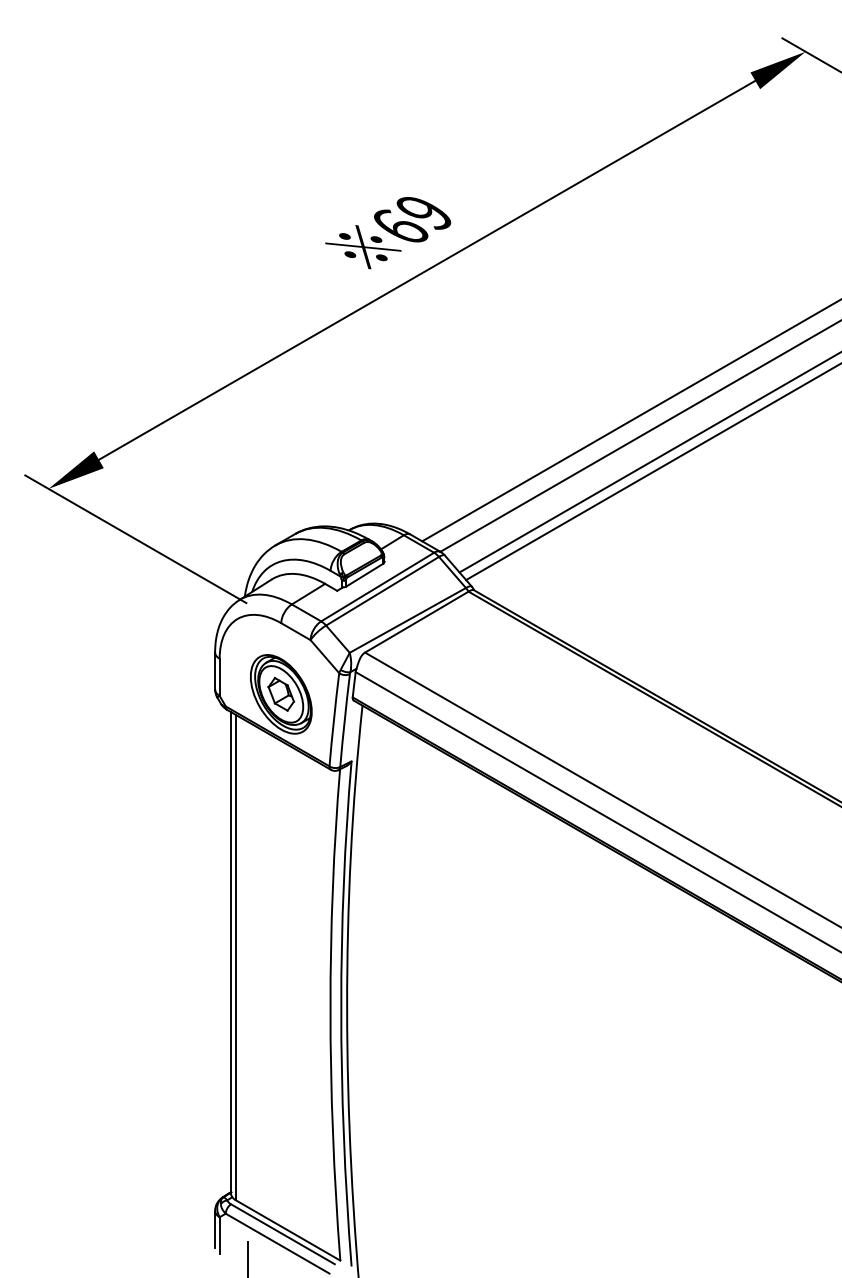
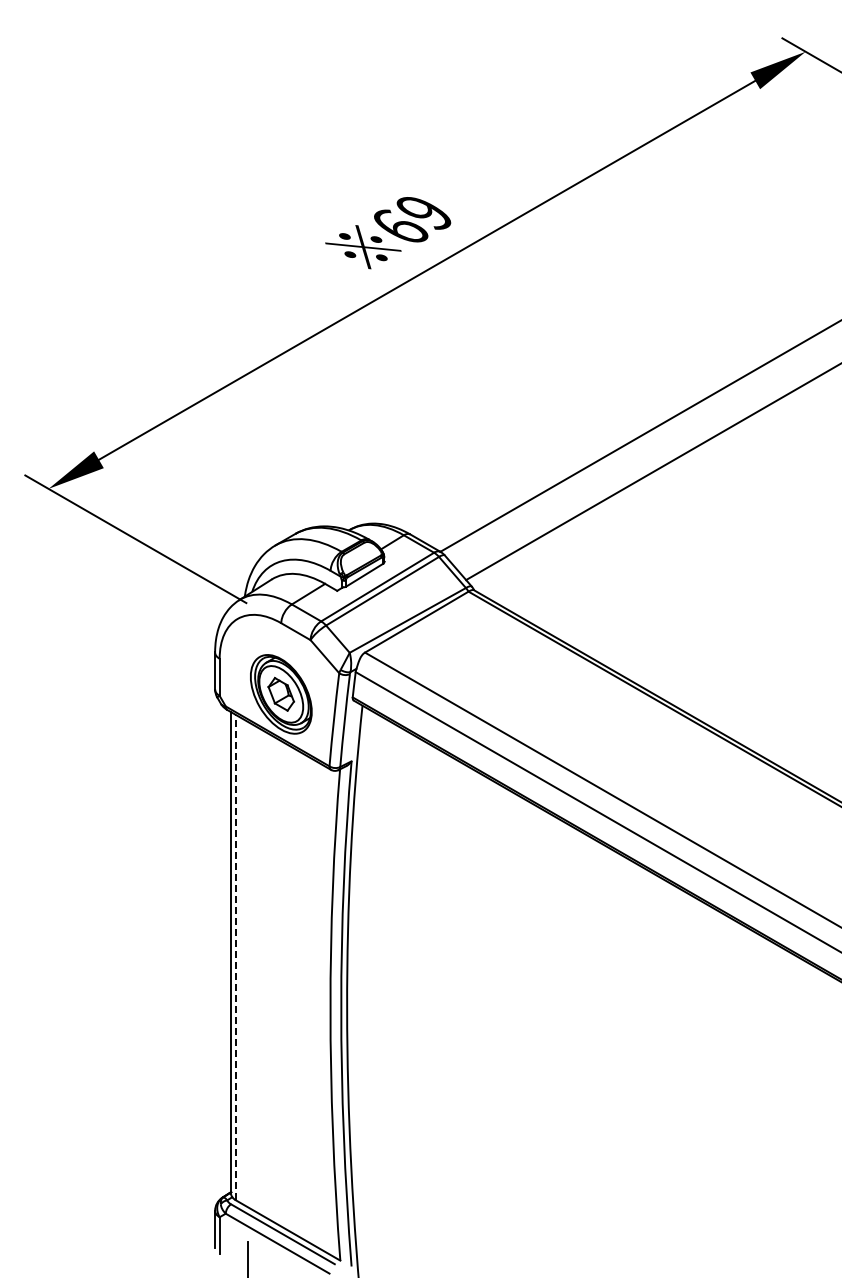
line: present -> none (630, 421)
line: present -> none (648, 462)
line: solid -> dashed (235, 957)
